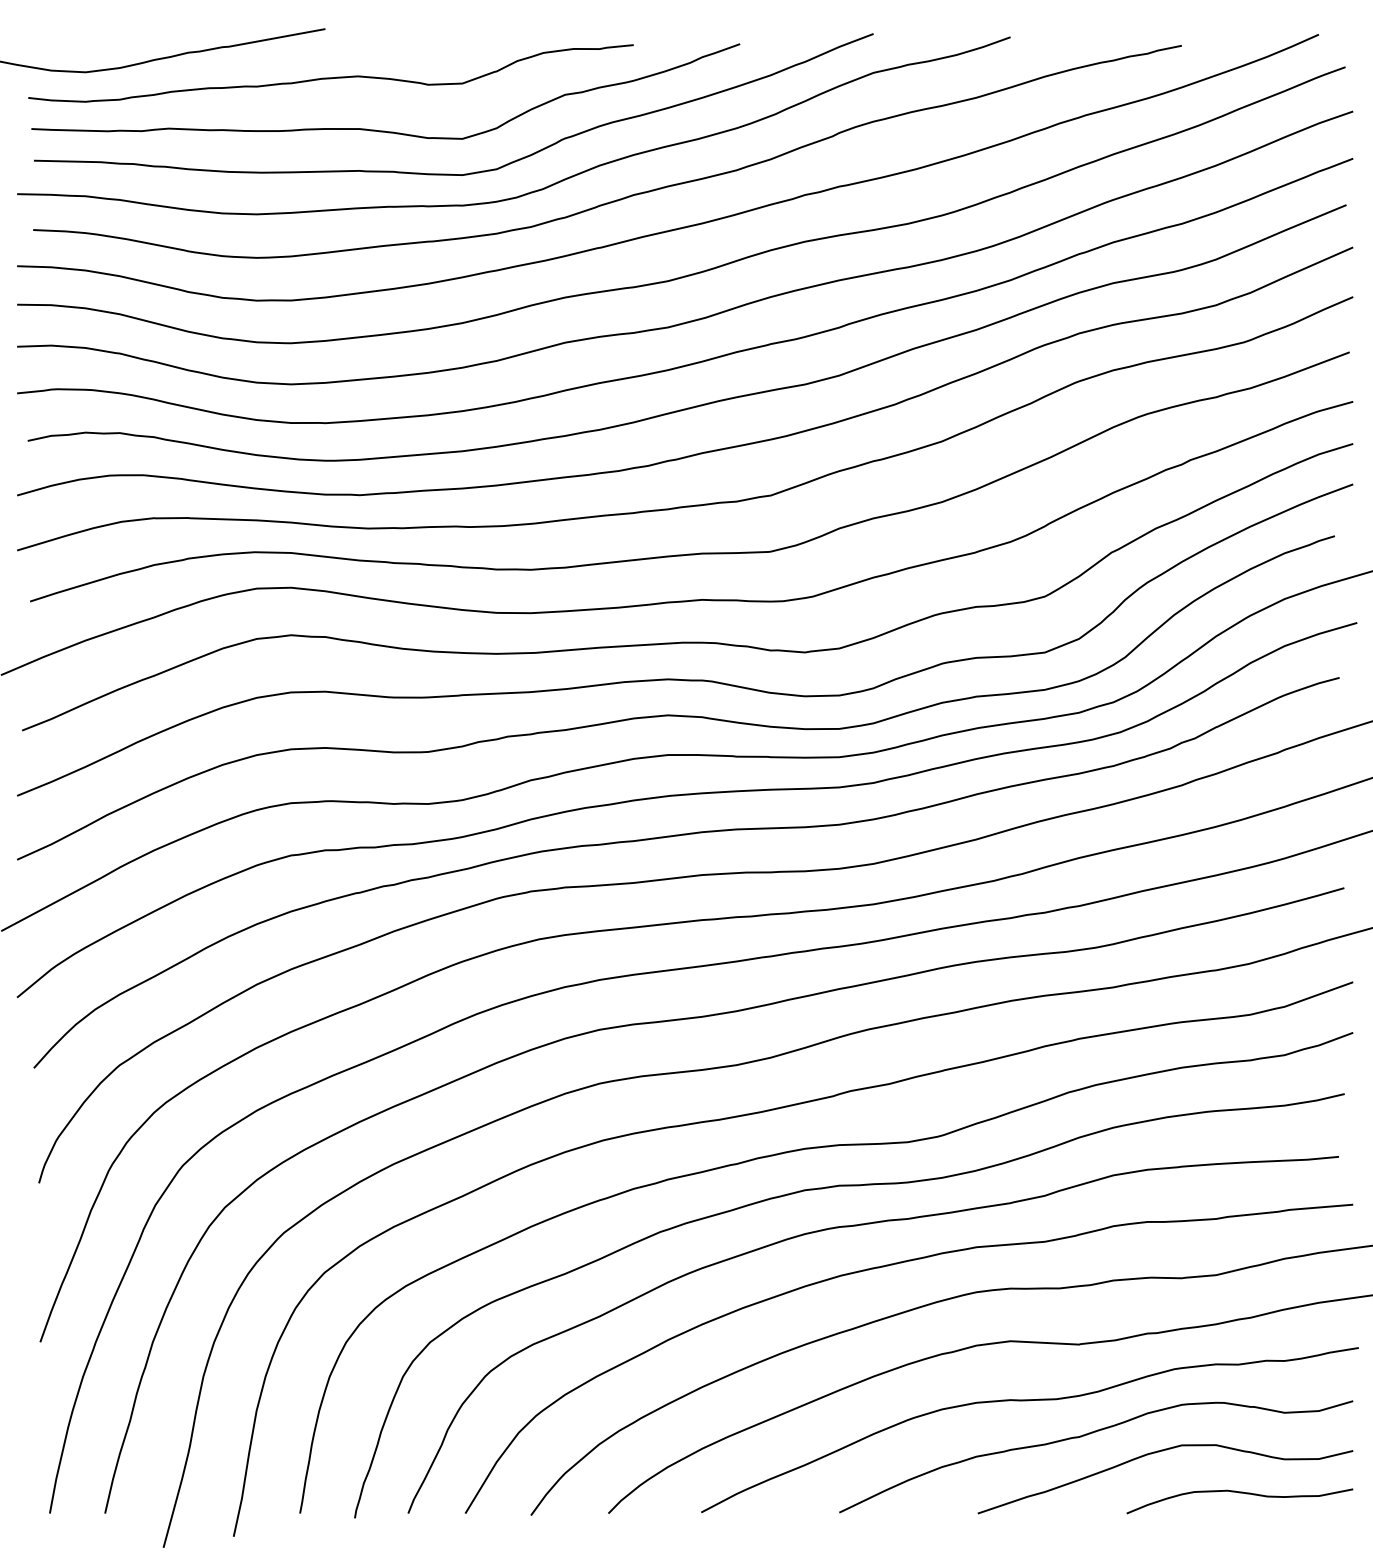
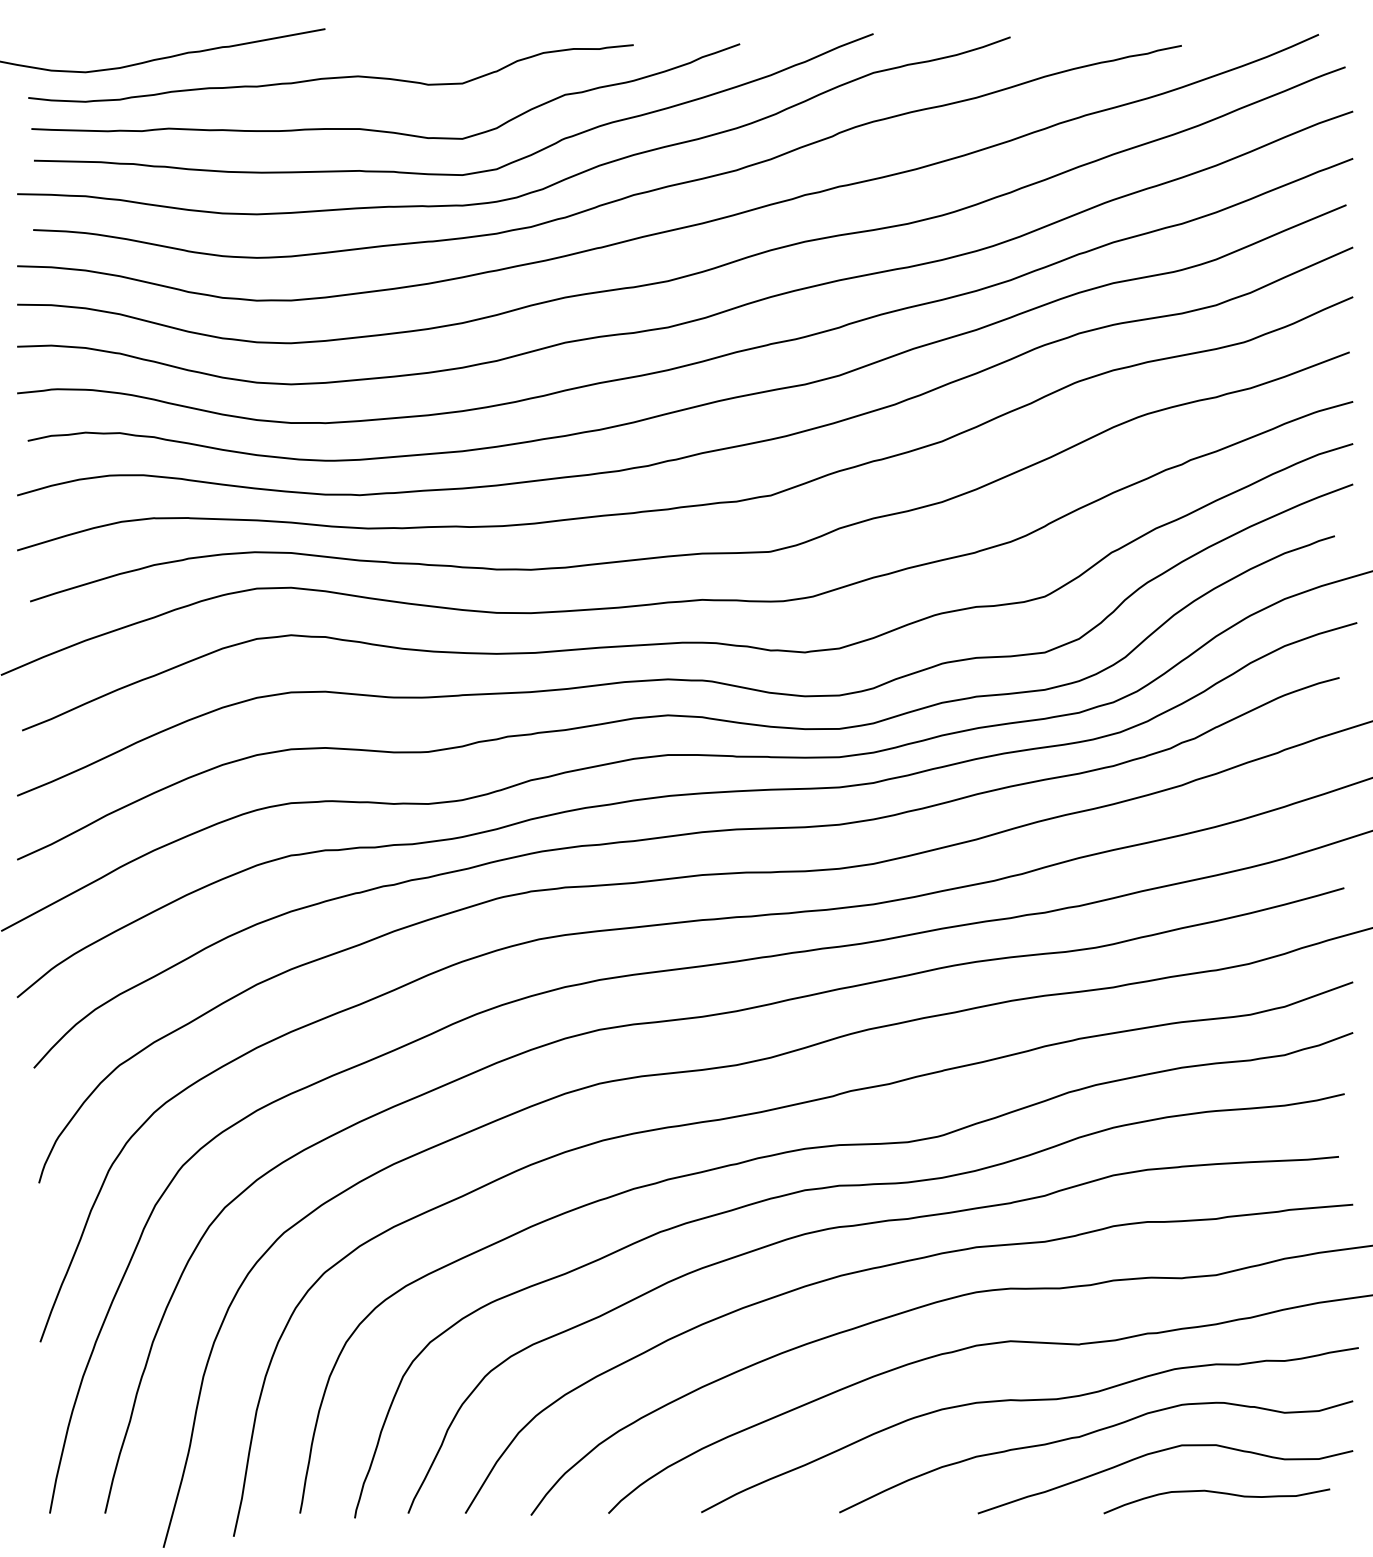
curve position: (1239, 1493) -> (1216, 1493) (1216, 1493)
